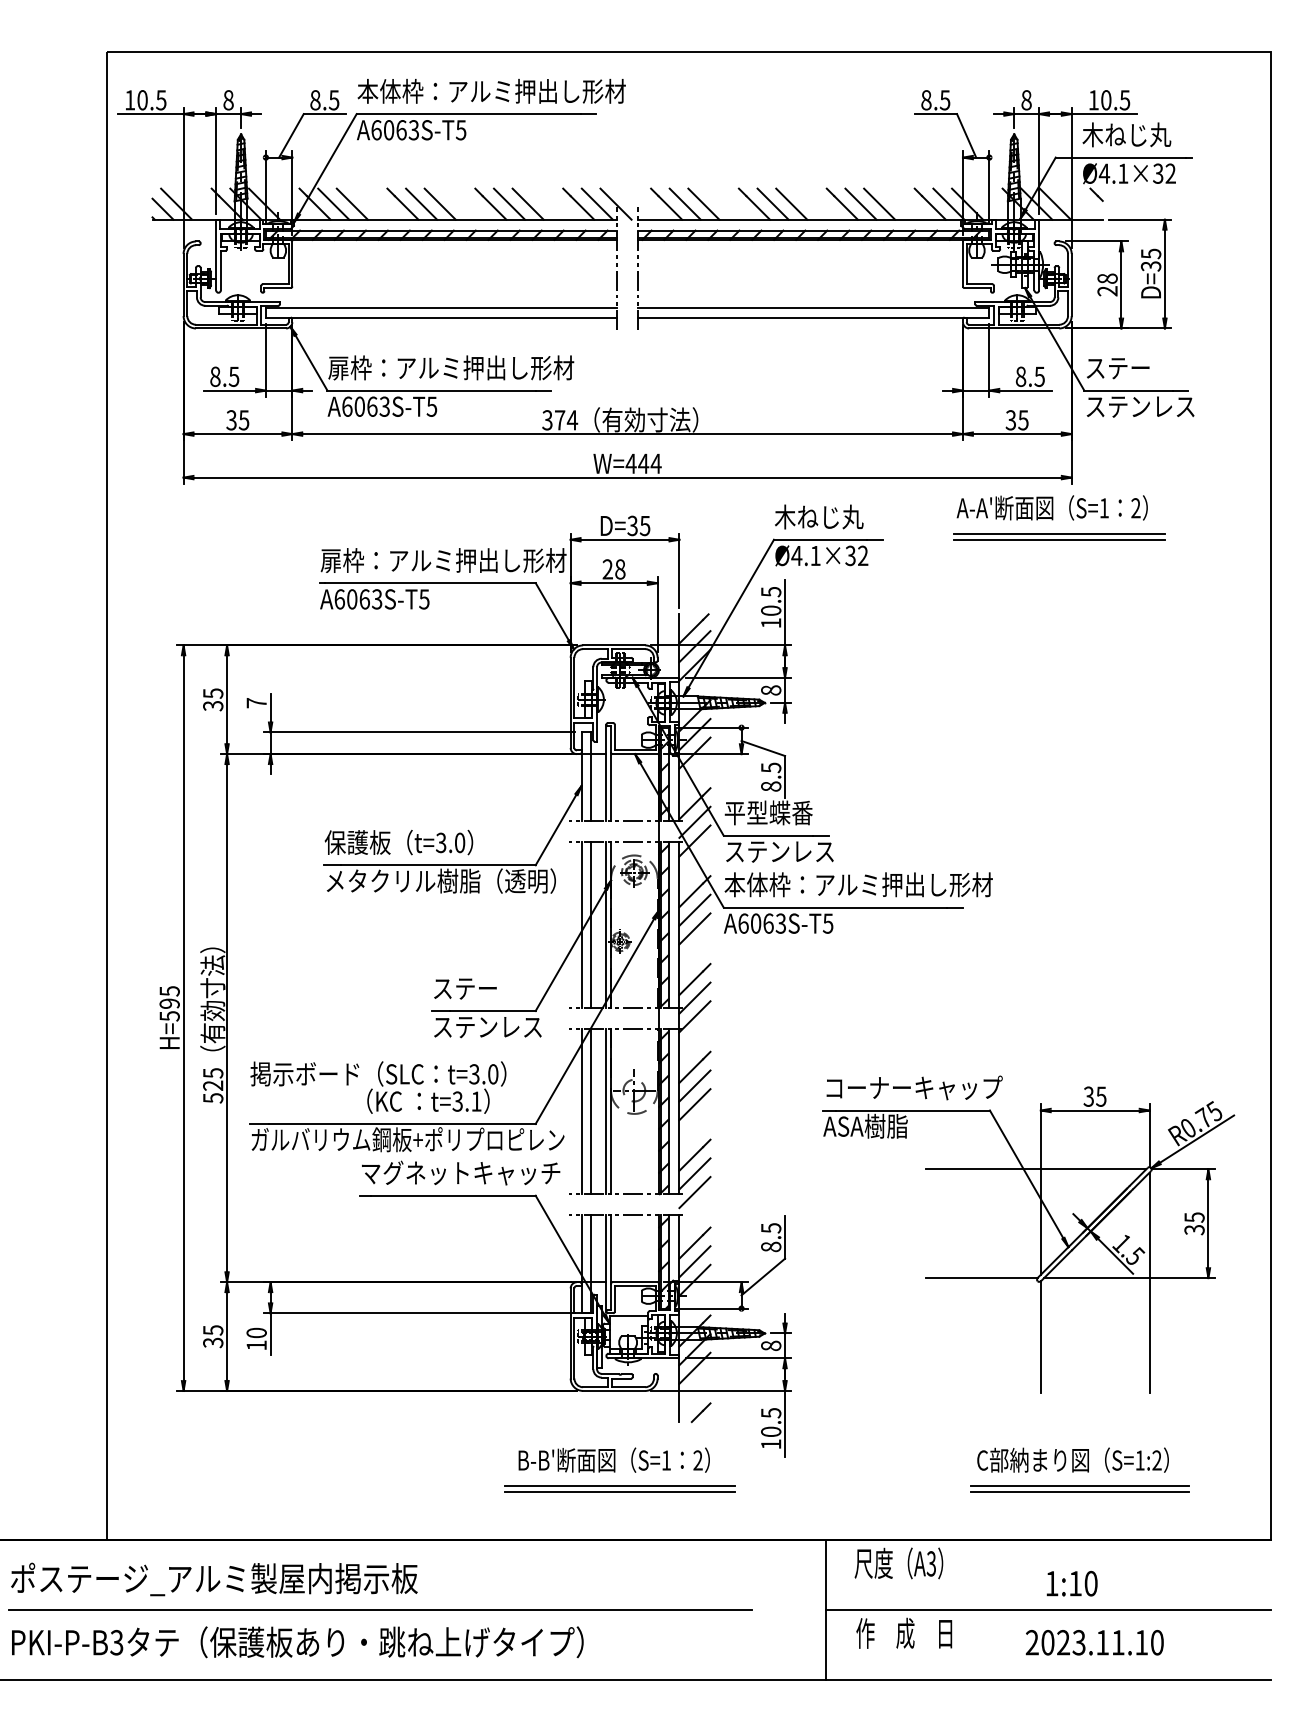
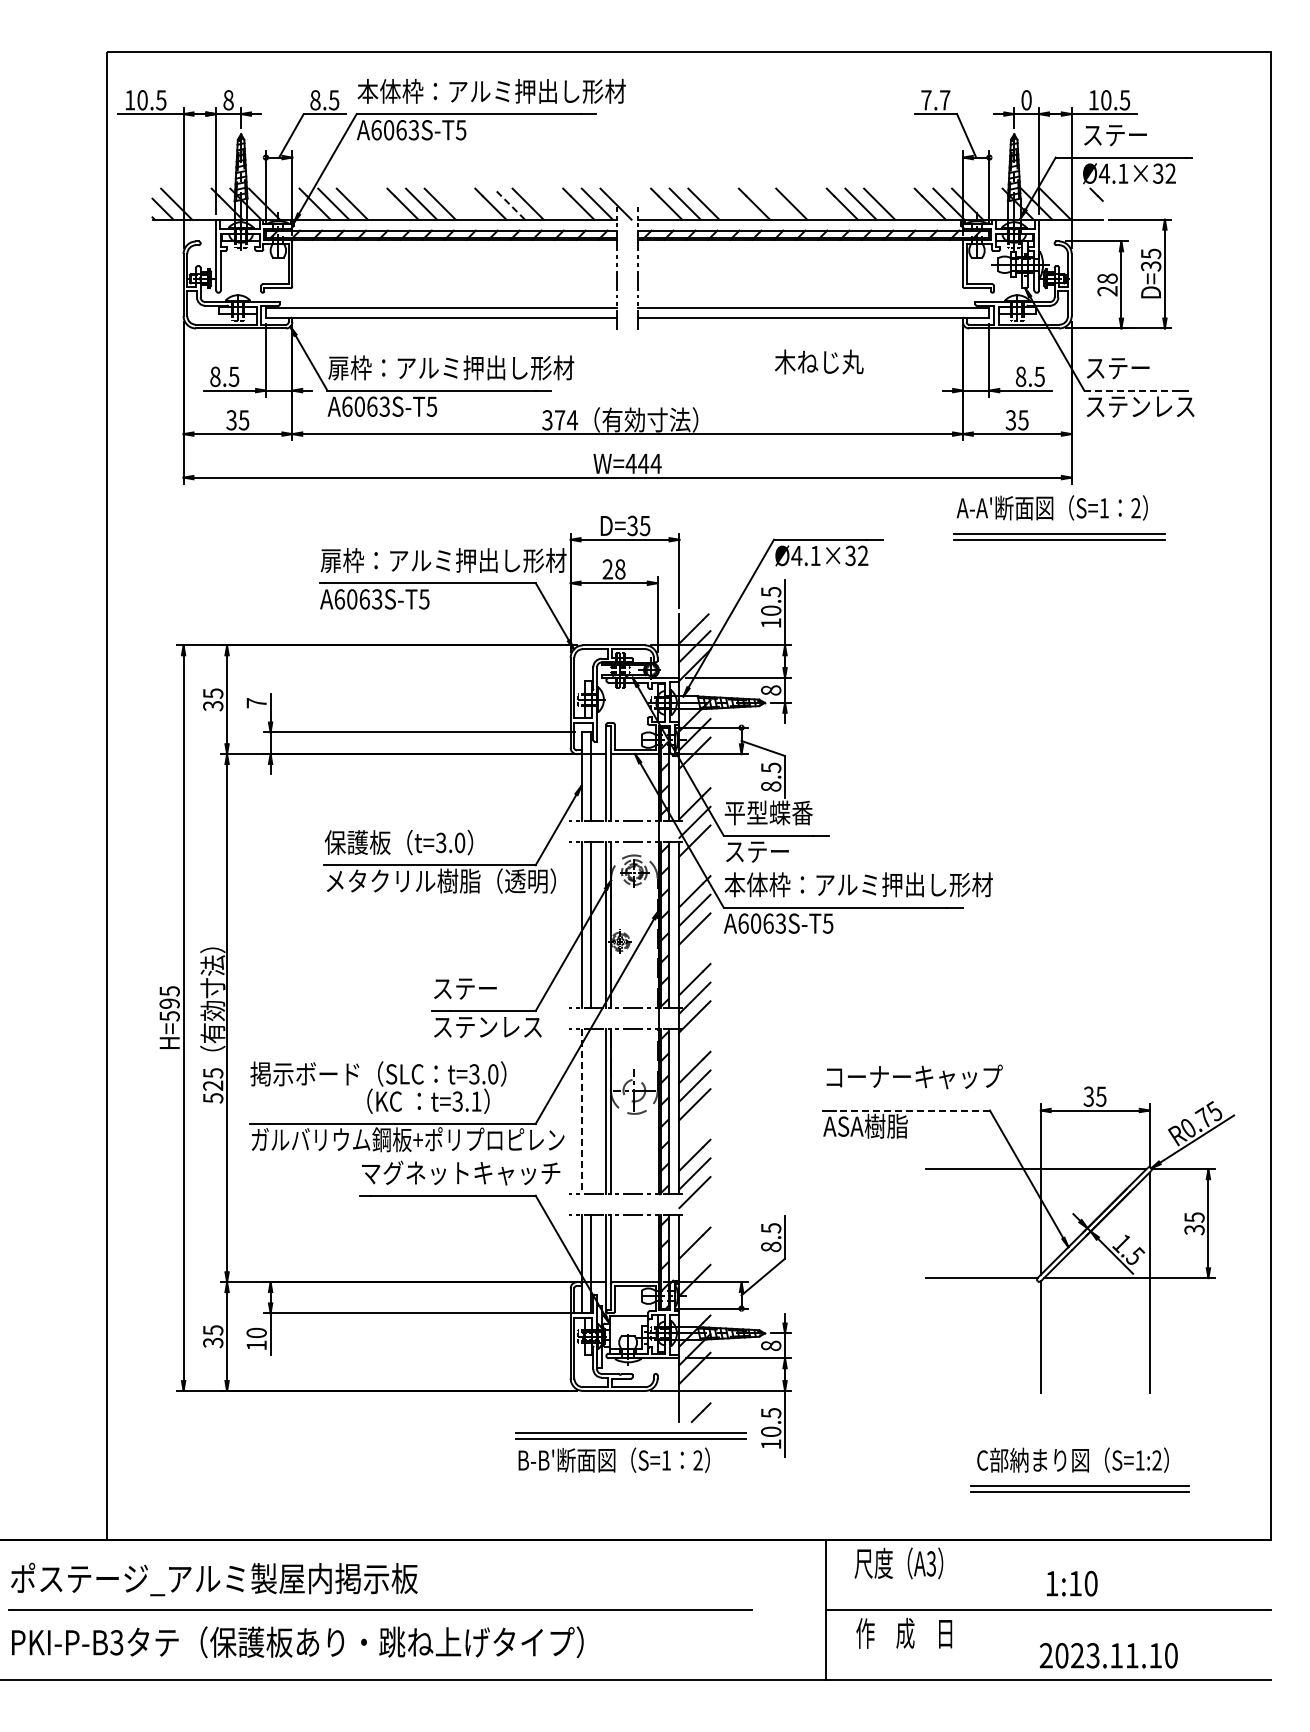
text: 8.5 -> 7.7 (935, 100)
text: 8 -> 0 (1026, 100)
text: 木ねじ丸 -> ステー (1126, 134)
line: present -> none (772, 203)
line: solid -> dashed (509, 204)
line: solid -> dashed (1129, 390)
text position: (819, 516) -> (819, 361) (819, 361)
text: ステンレス -> ステー (802, 851)
text position: (914, 1087) -> (914, 1076) (914, 1076)
line: solid -> dashed (912, 1110)
line: solid -> dashed (581, 1111)
line: present -> none (590, 1111)
line: present -> none (694, 1261)
part position: (619, 1488) -> (630, 1435) (630, 1435)
text position: (1094, 1642) -> (1108, 1655) (1108, 1655)
